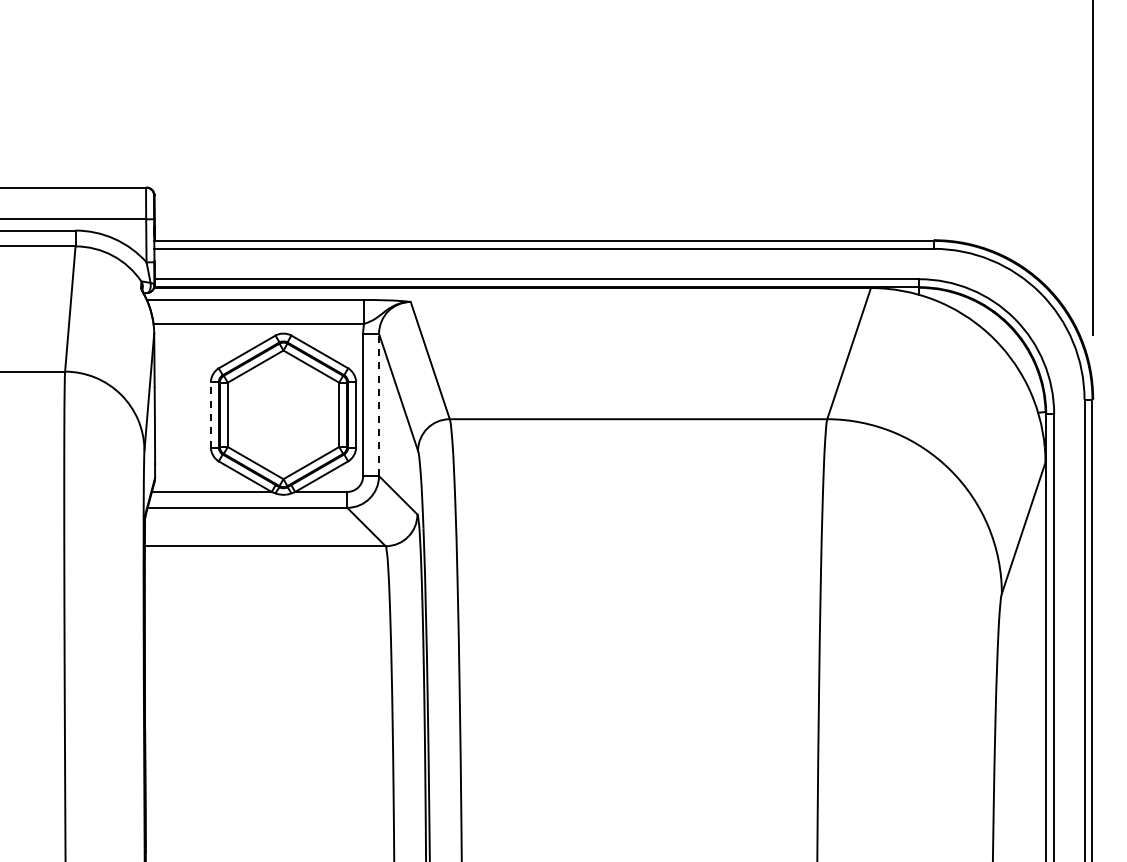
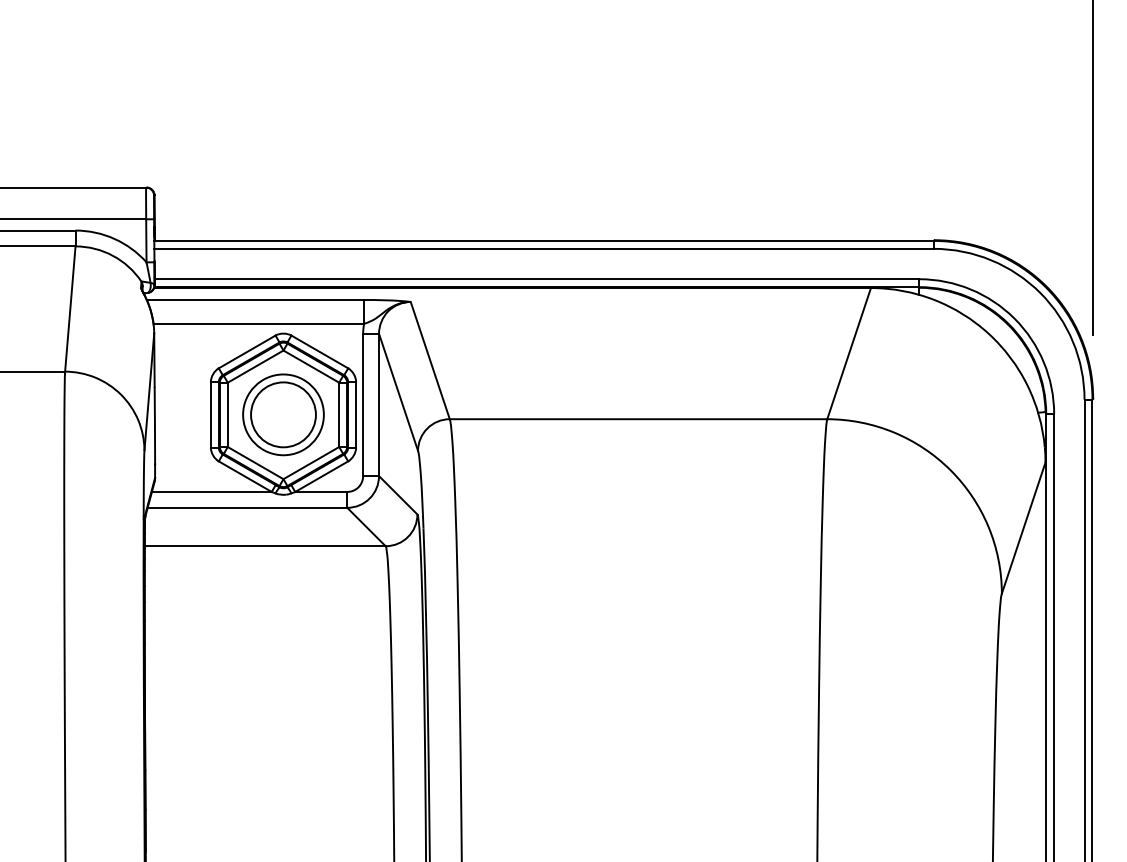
line: dashed -> solid (379, 404)
line: dashed -> solid (210, 414)
part: none -> present (283, 414)
